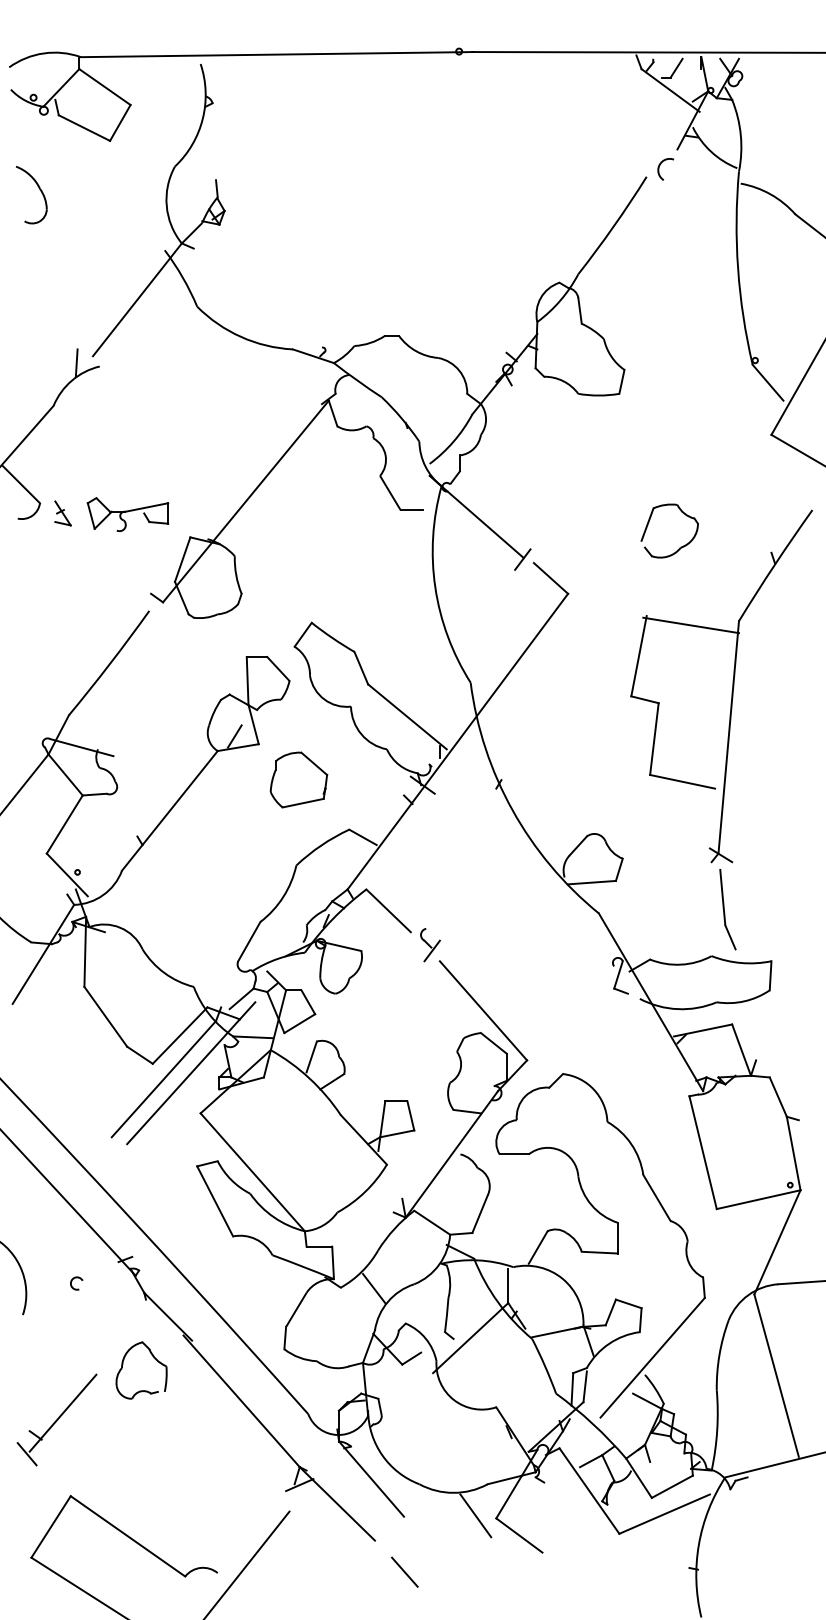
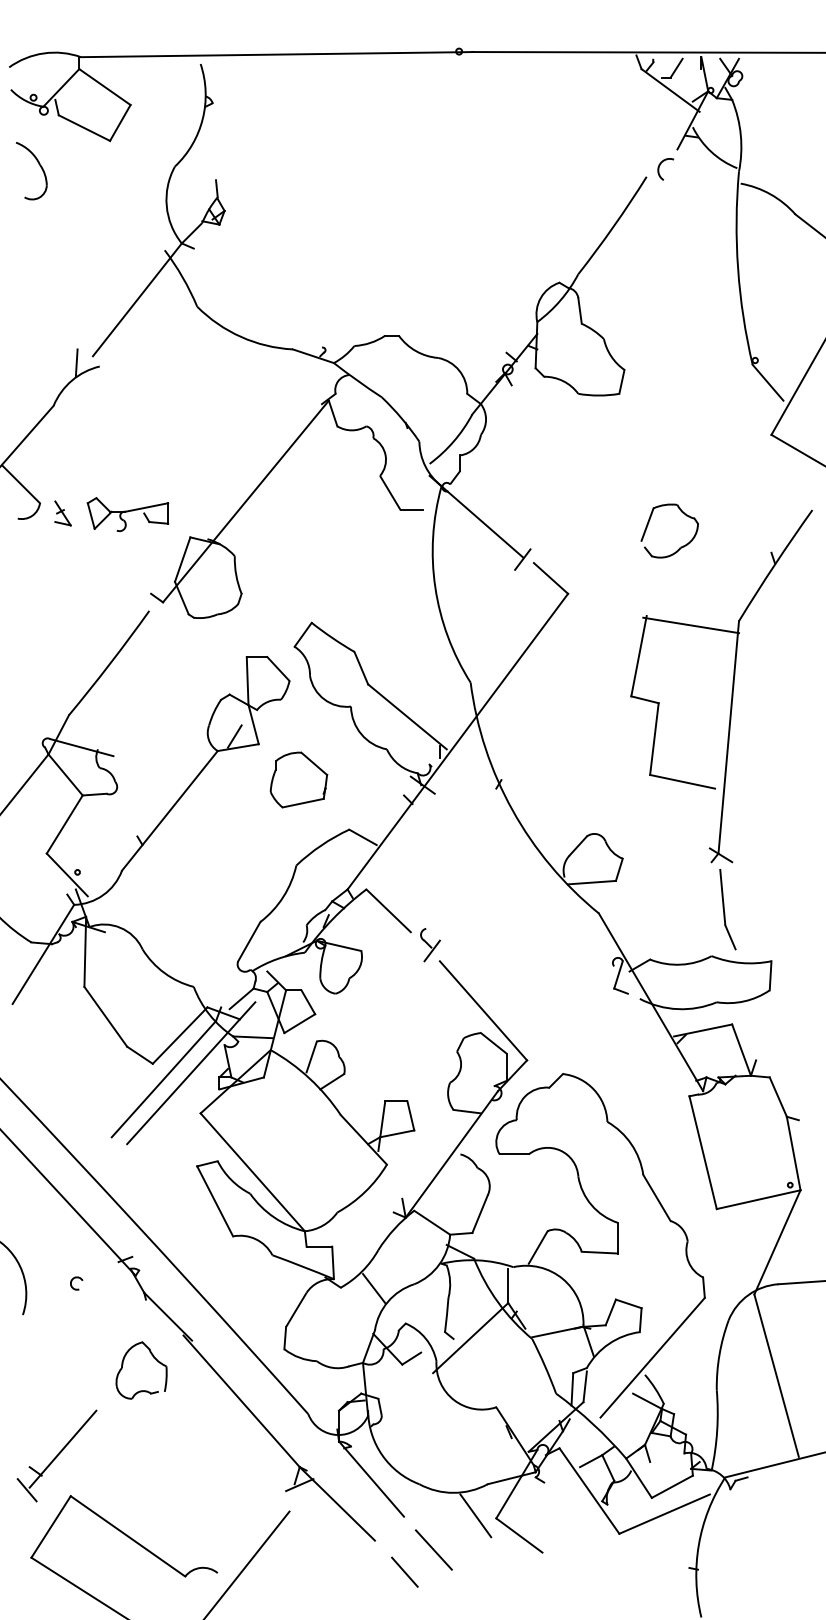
part position: (40, 191) -> (40, 167) (40, 167)
part position: (56, 1419) -> (56, 1455) (56, 1455)
line: none -> present (433, 1549)
